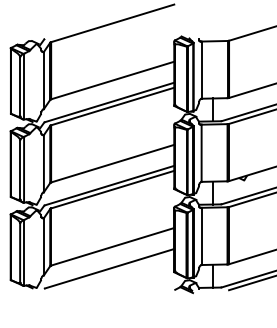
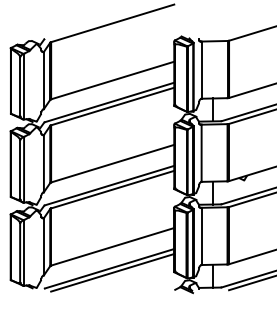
line: none -> present (112, 272)
